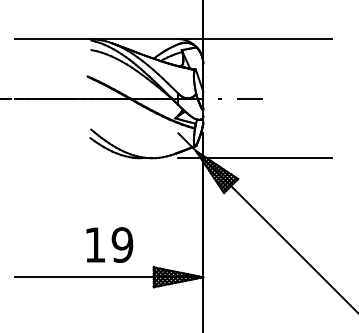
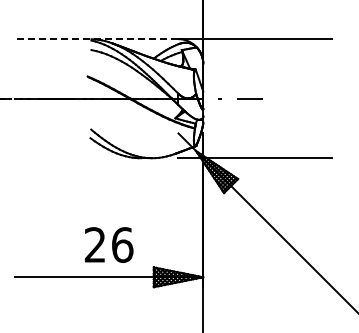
line: solid -> dashed (96, 39)
text: 19 -> 26 (109, 244)
